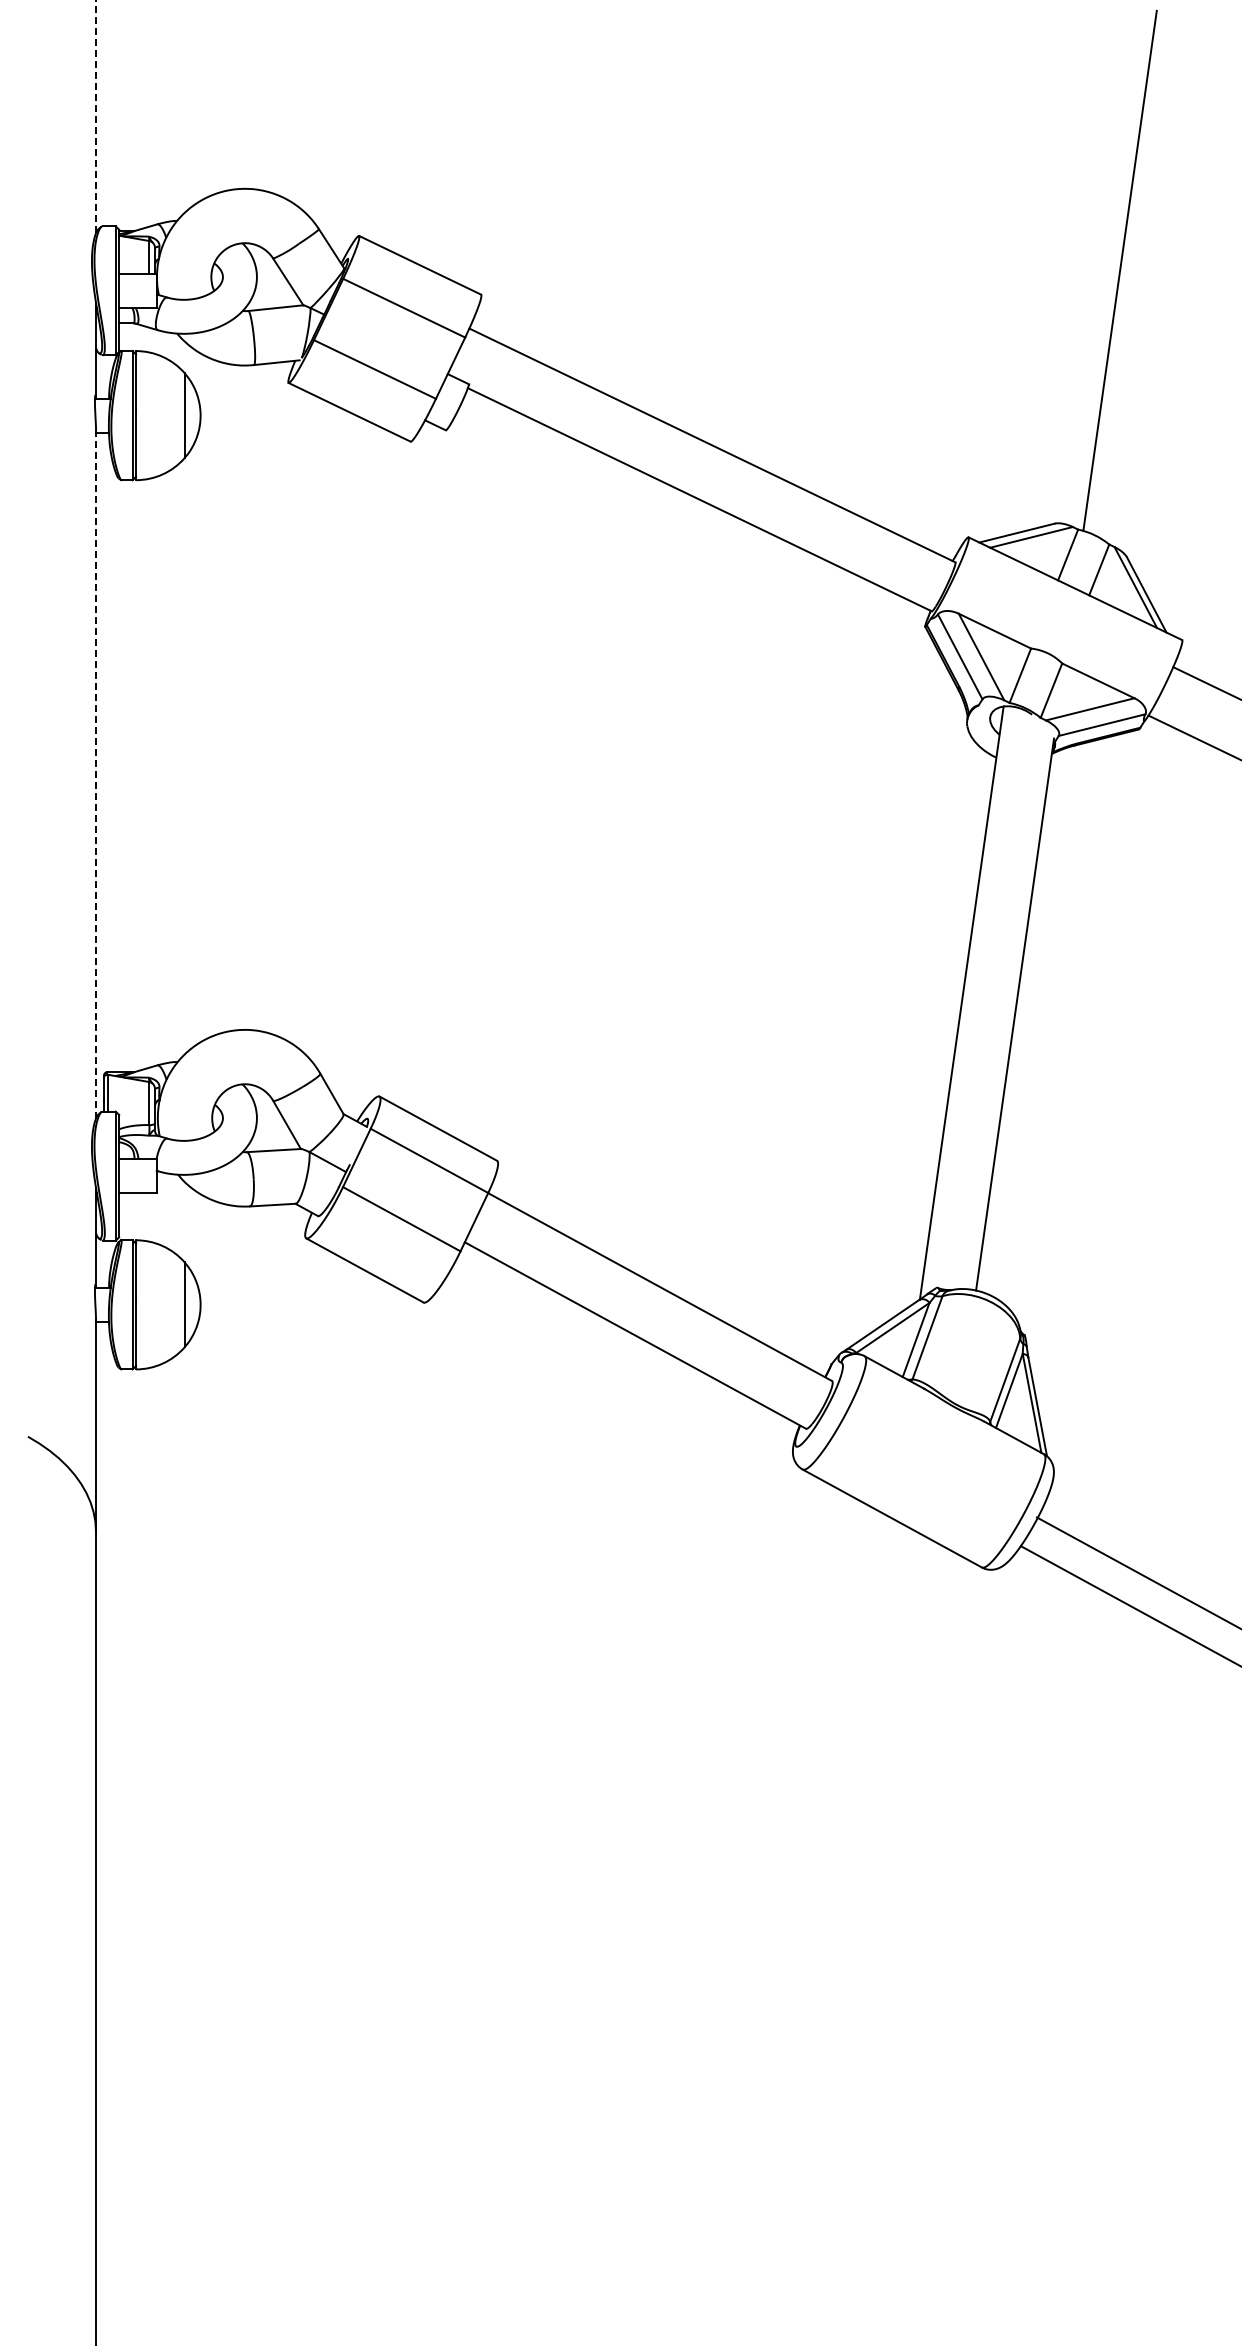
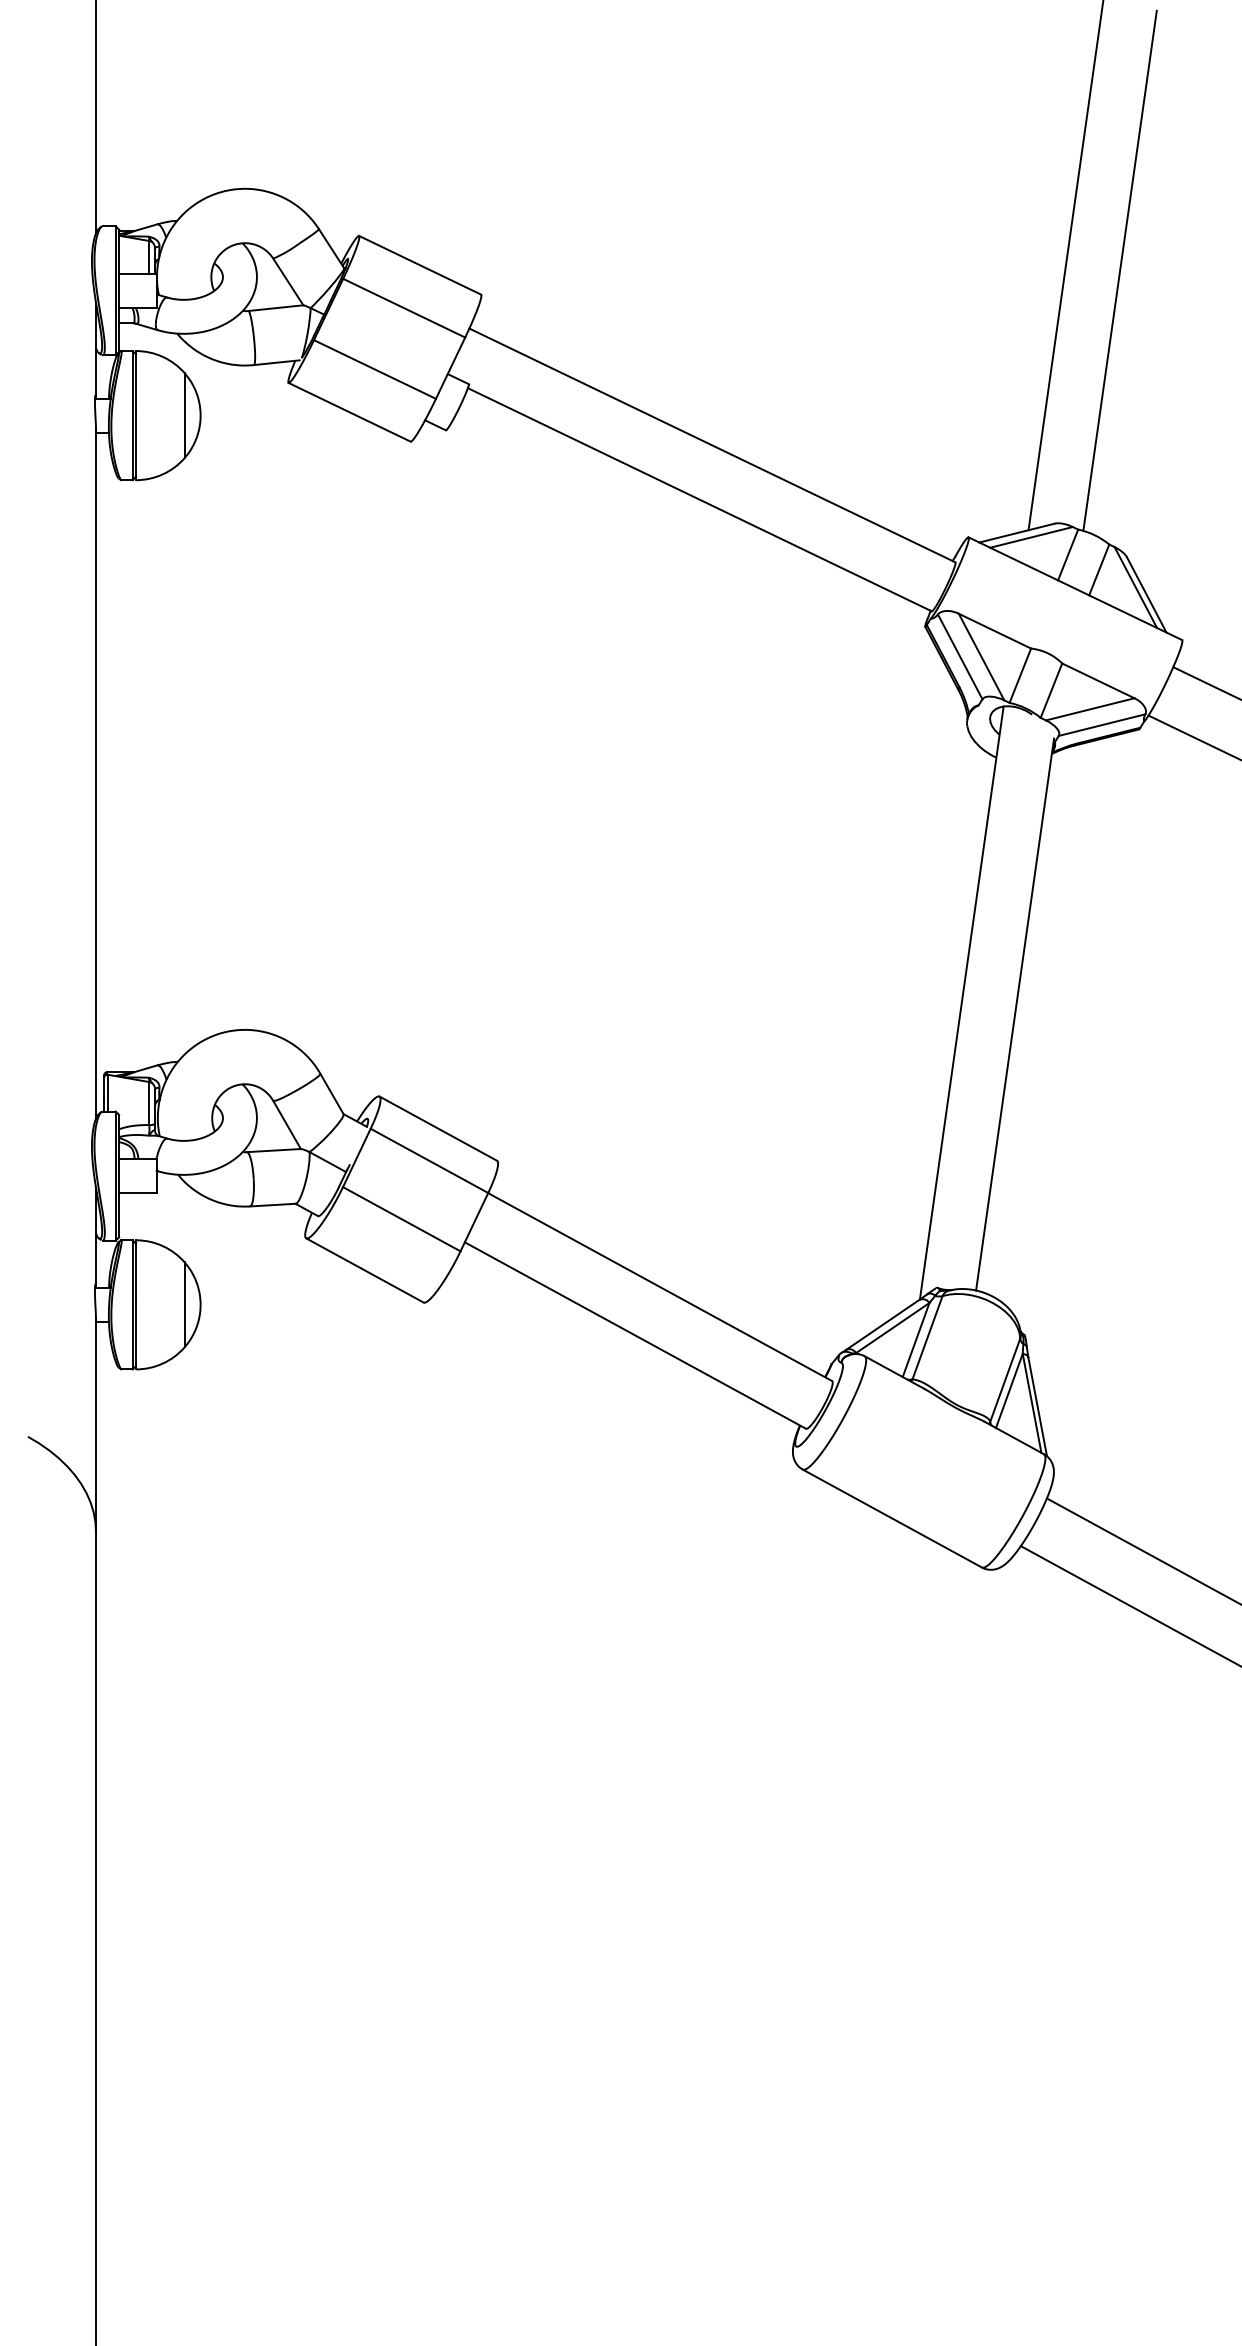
line: dashed -> solid (96, 116)
line: none -> present (1065, 266)
line: dashed -> solid (96, 774)
line position: (1137, 1572) -> (1142, 1550) (1142, 1550)
